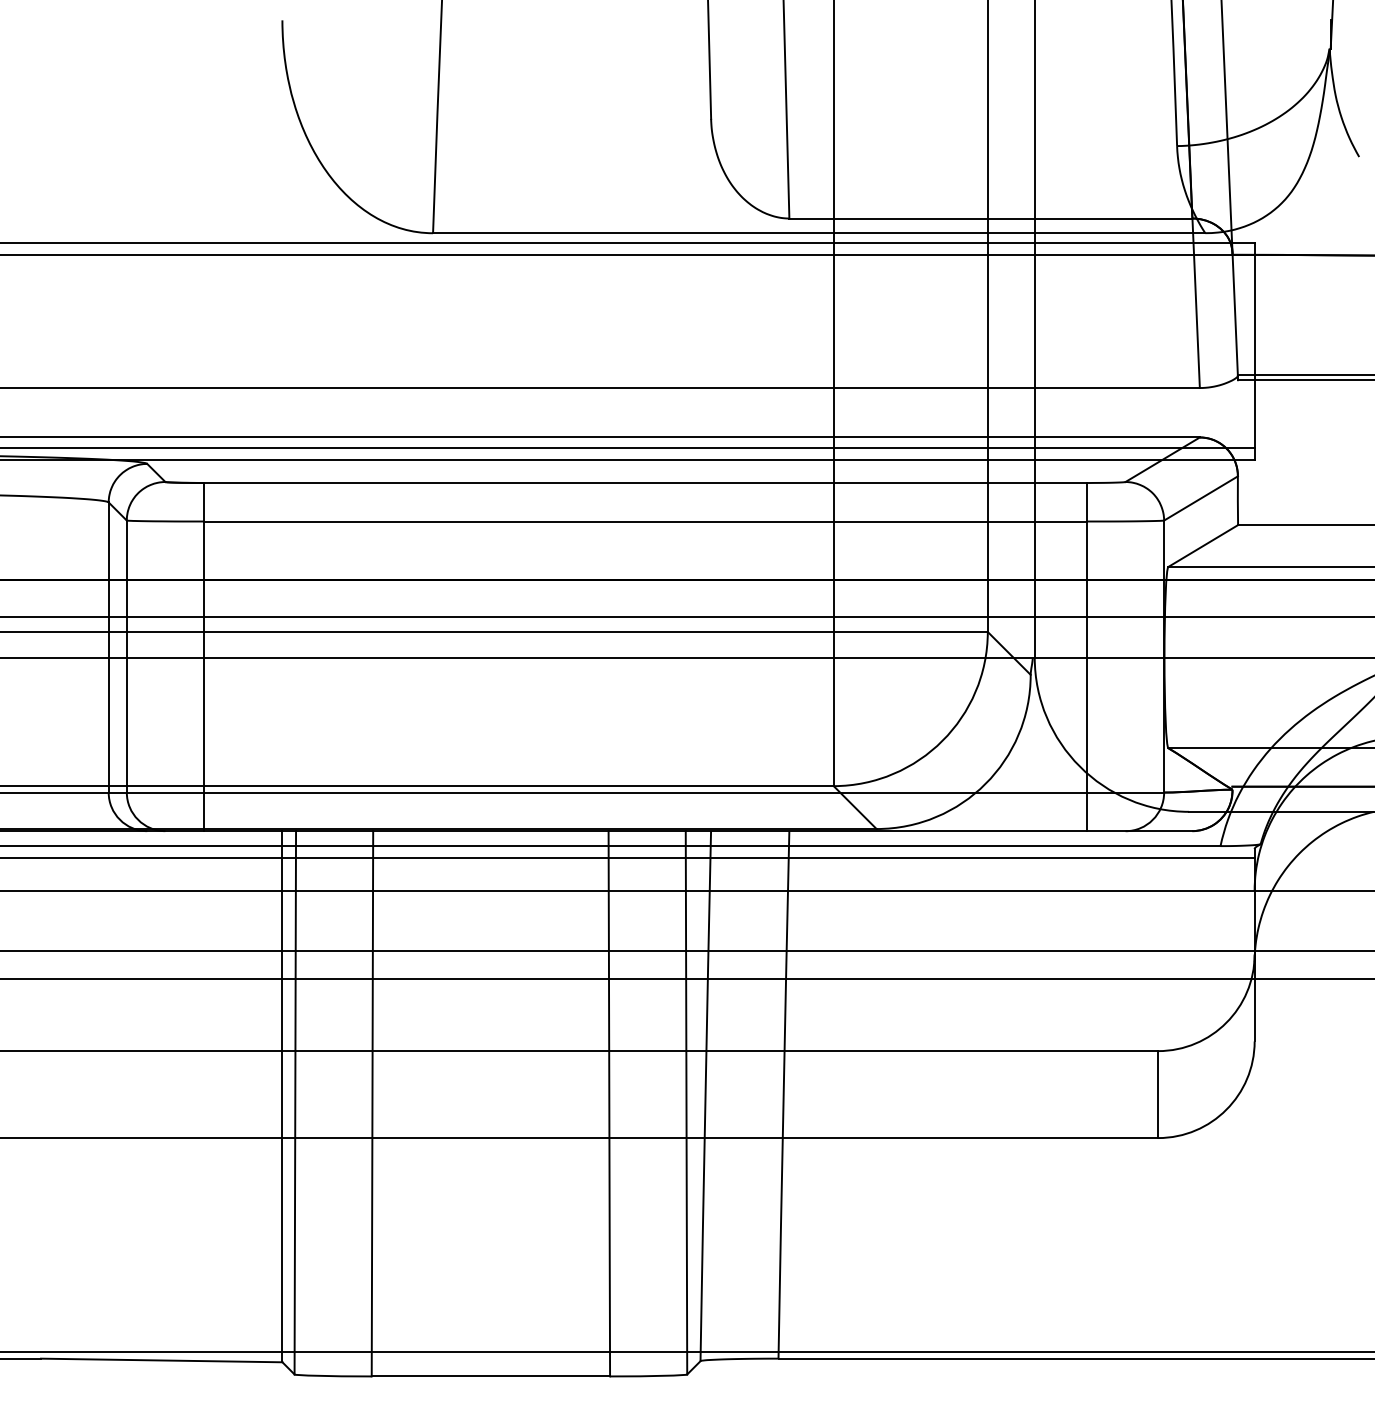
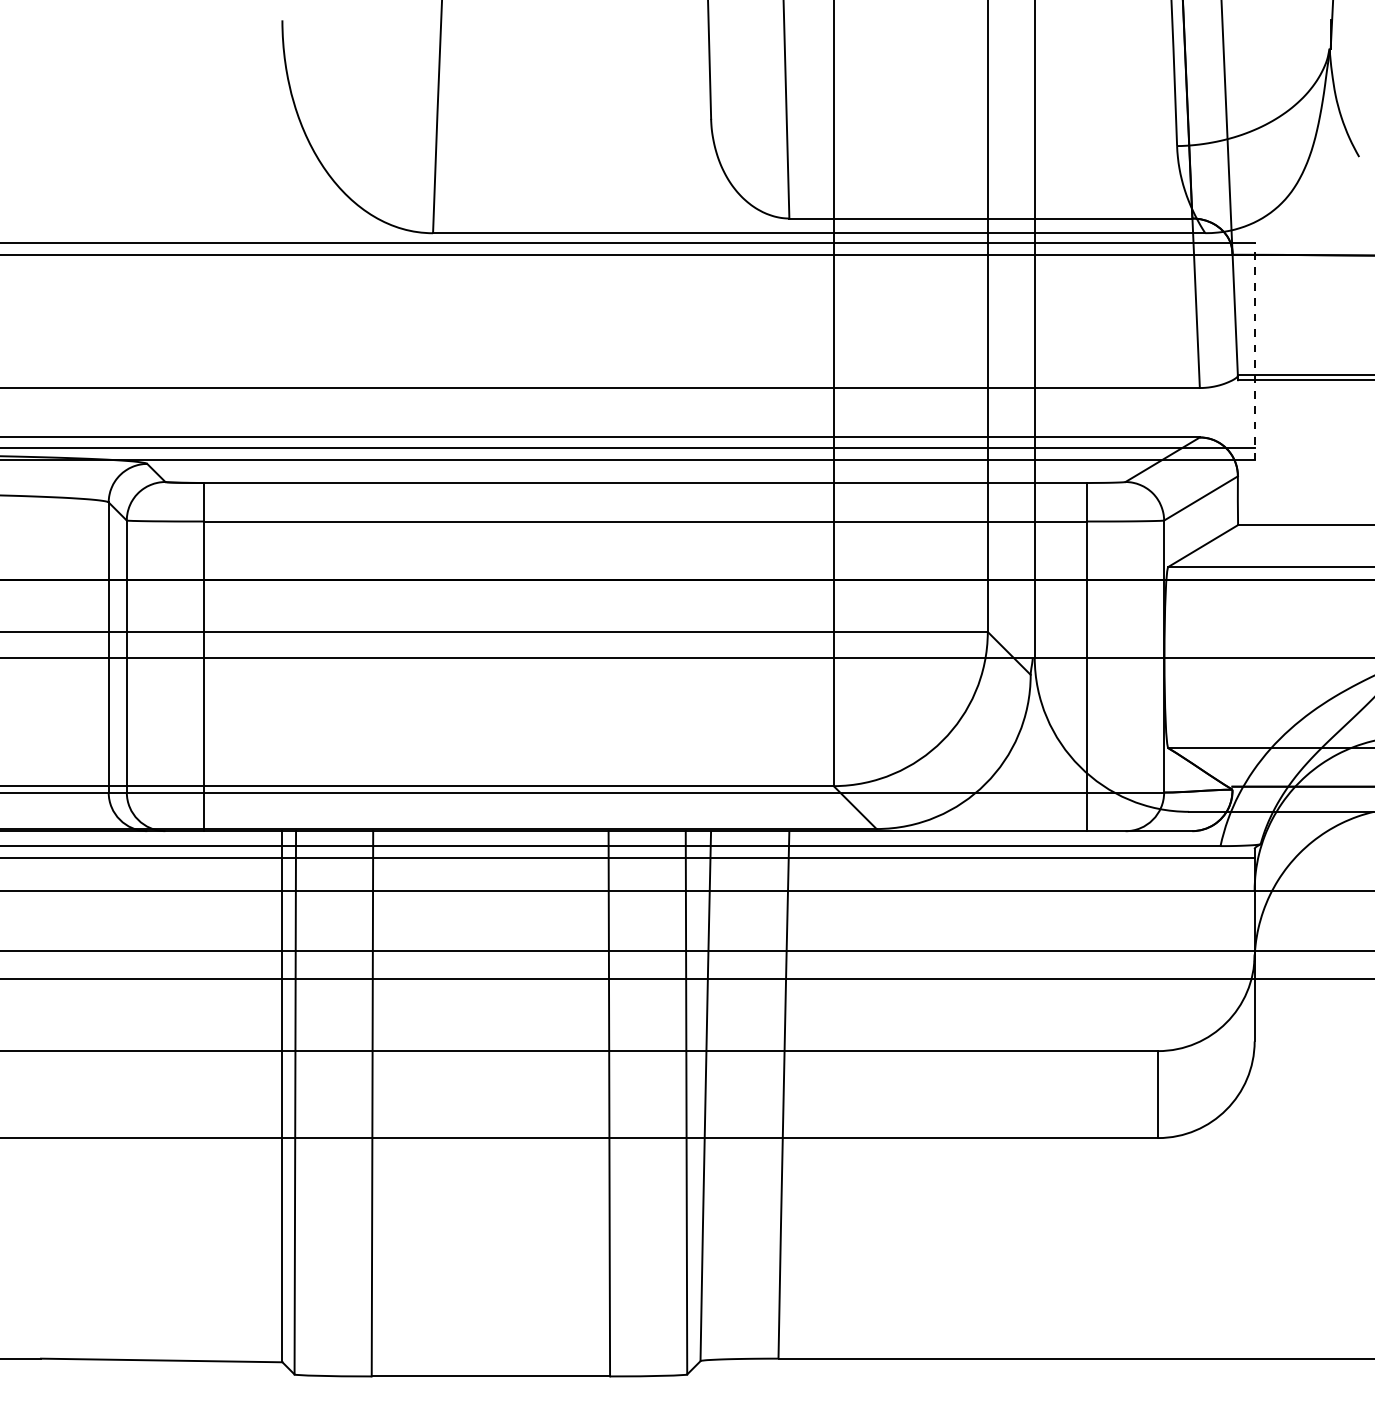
line: solid -> dashed (1254, 351)
line: present -> none (686, 616)
line: present -> none (686, 1351)
